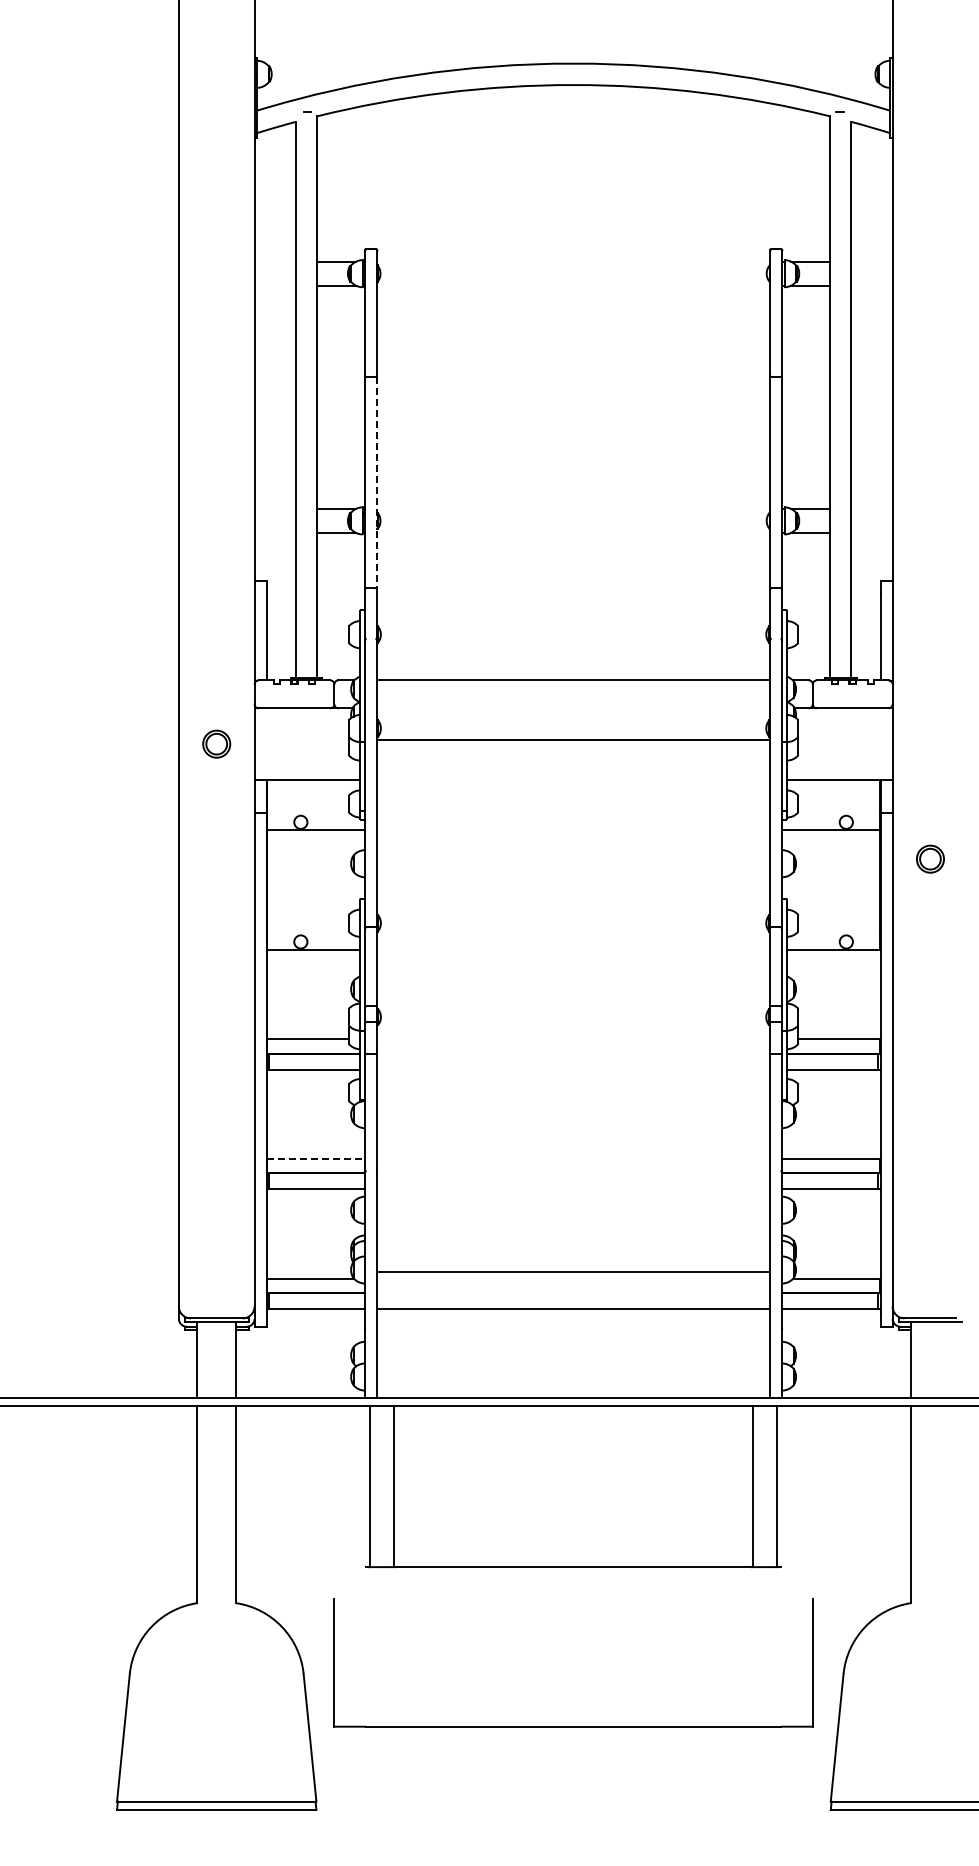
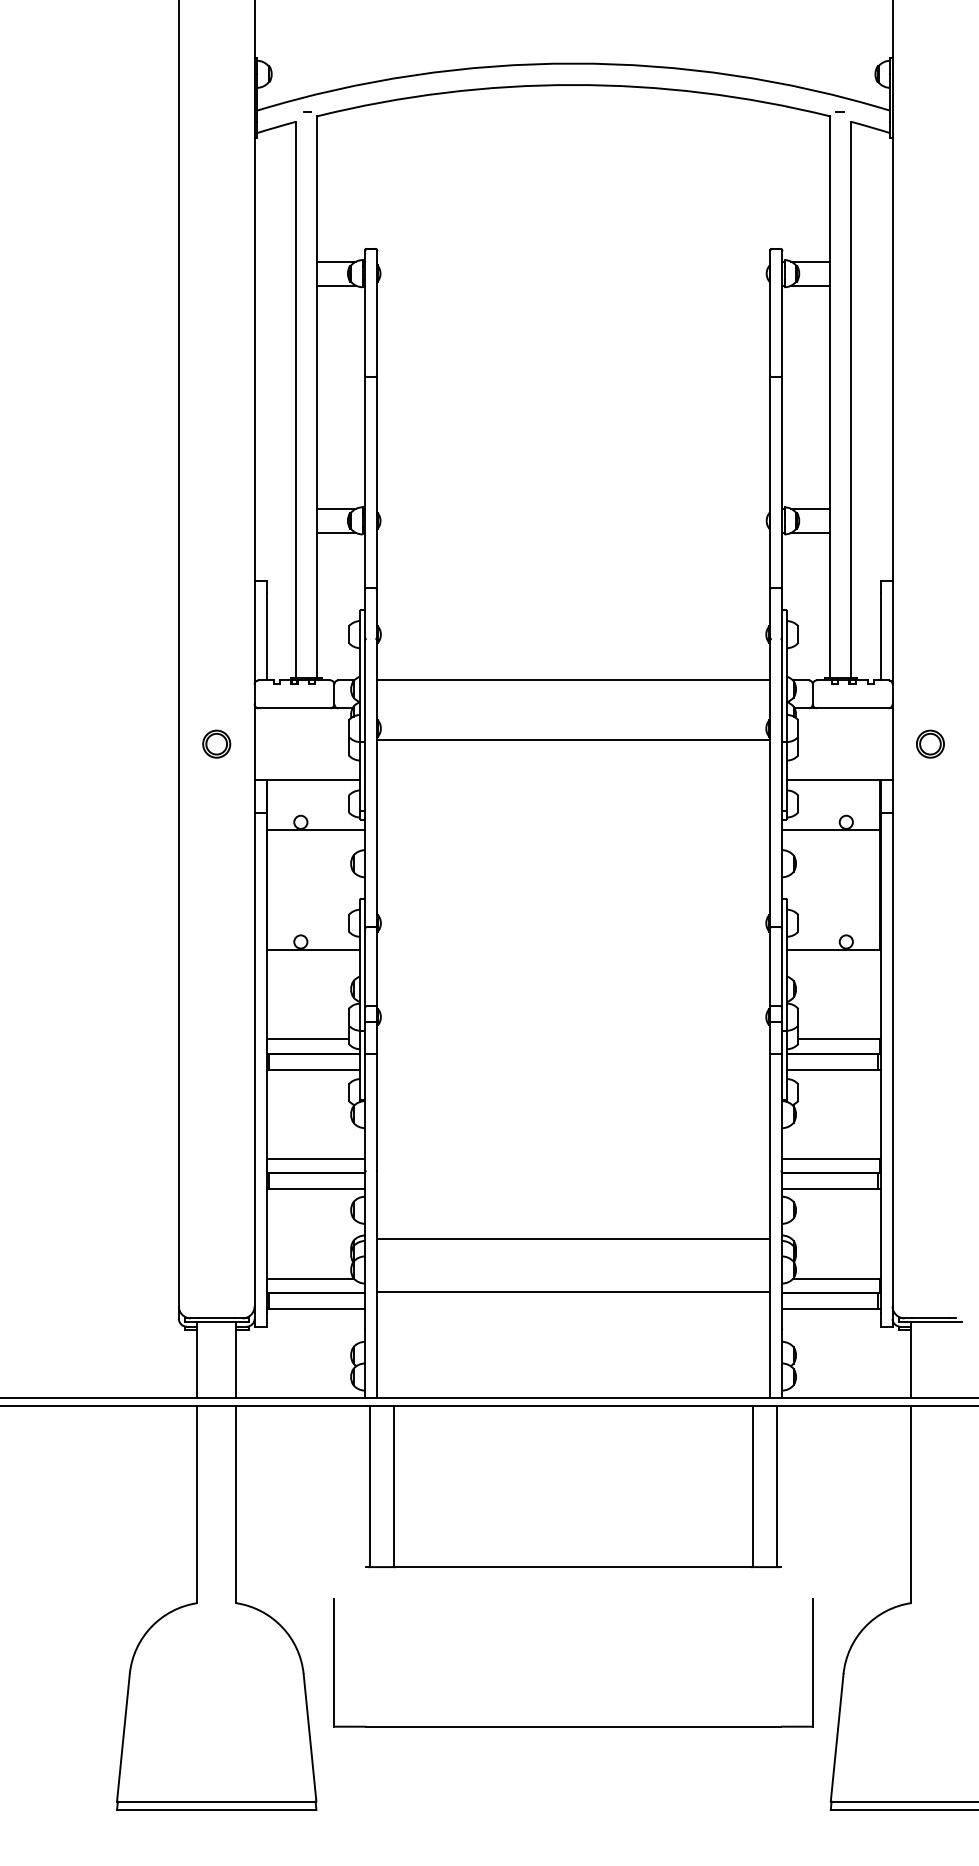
line: dashed -> solid (377, 483)
part position: (930, 858) -> (930, 743) (930, 743)
line: dashed -> solid (316, 1158)
line position: (573, 1272) -> (573, 1239) (573, 1239)
line position: (573, 1309) -> (573, 1292) (573, 1292)
